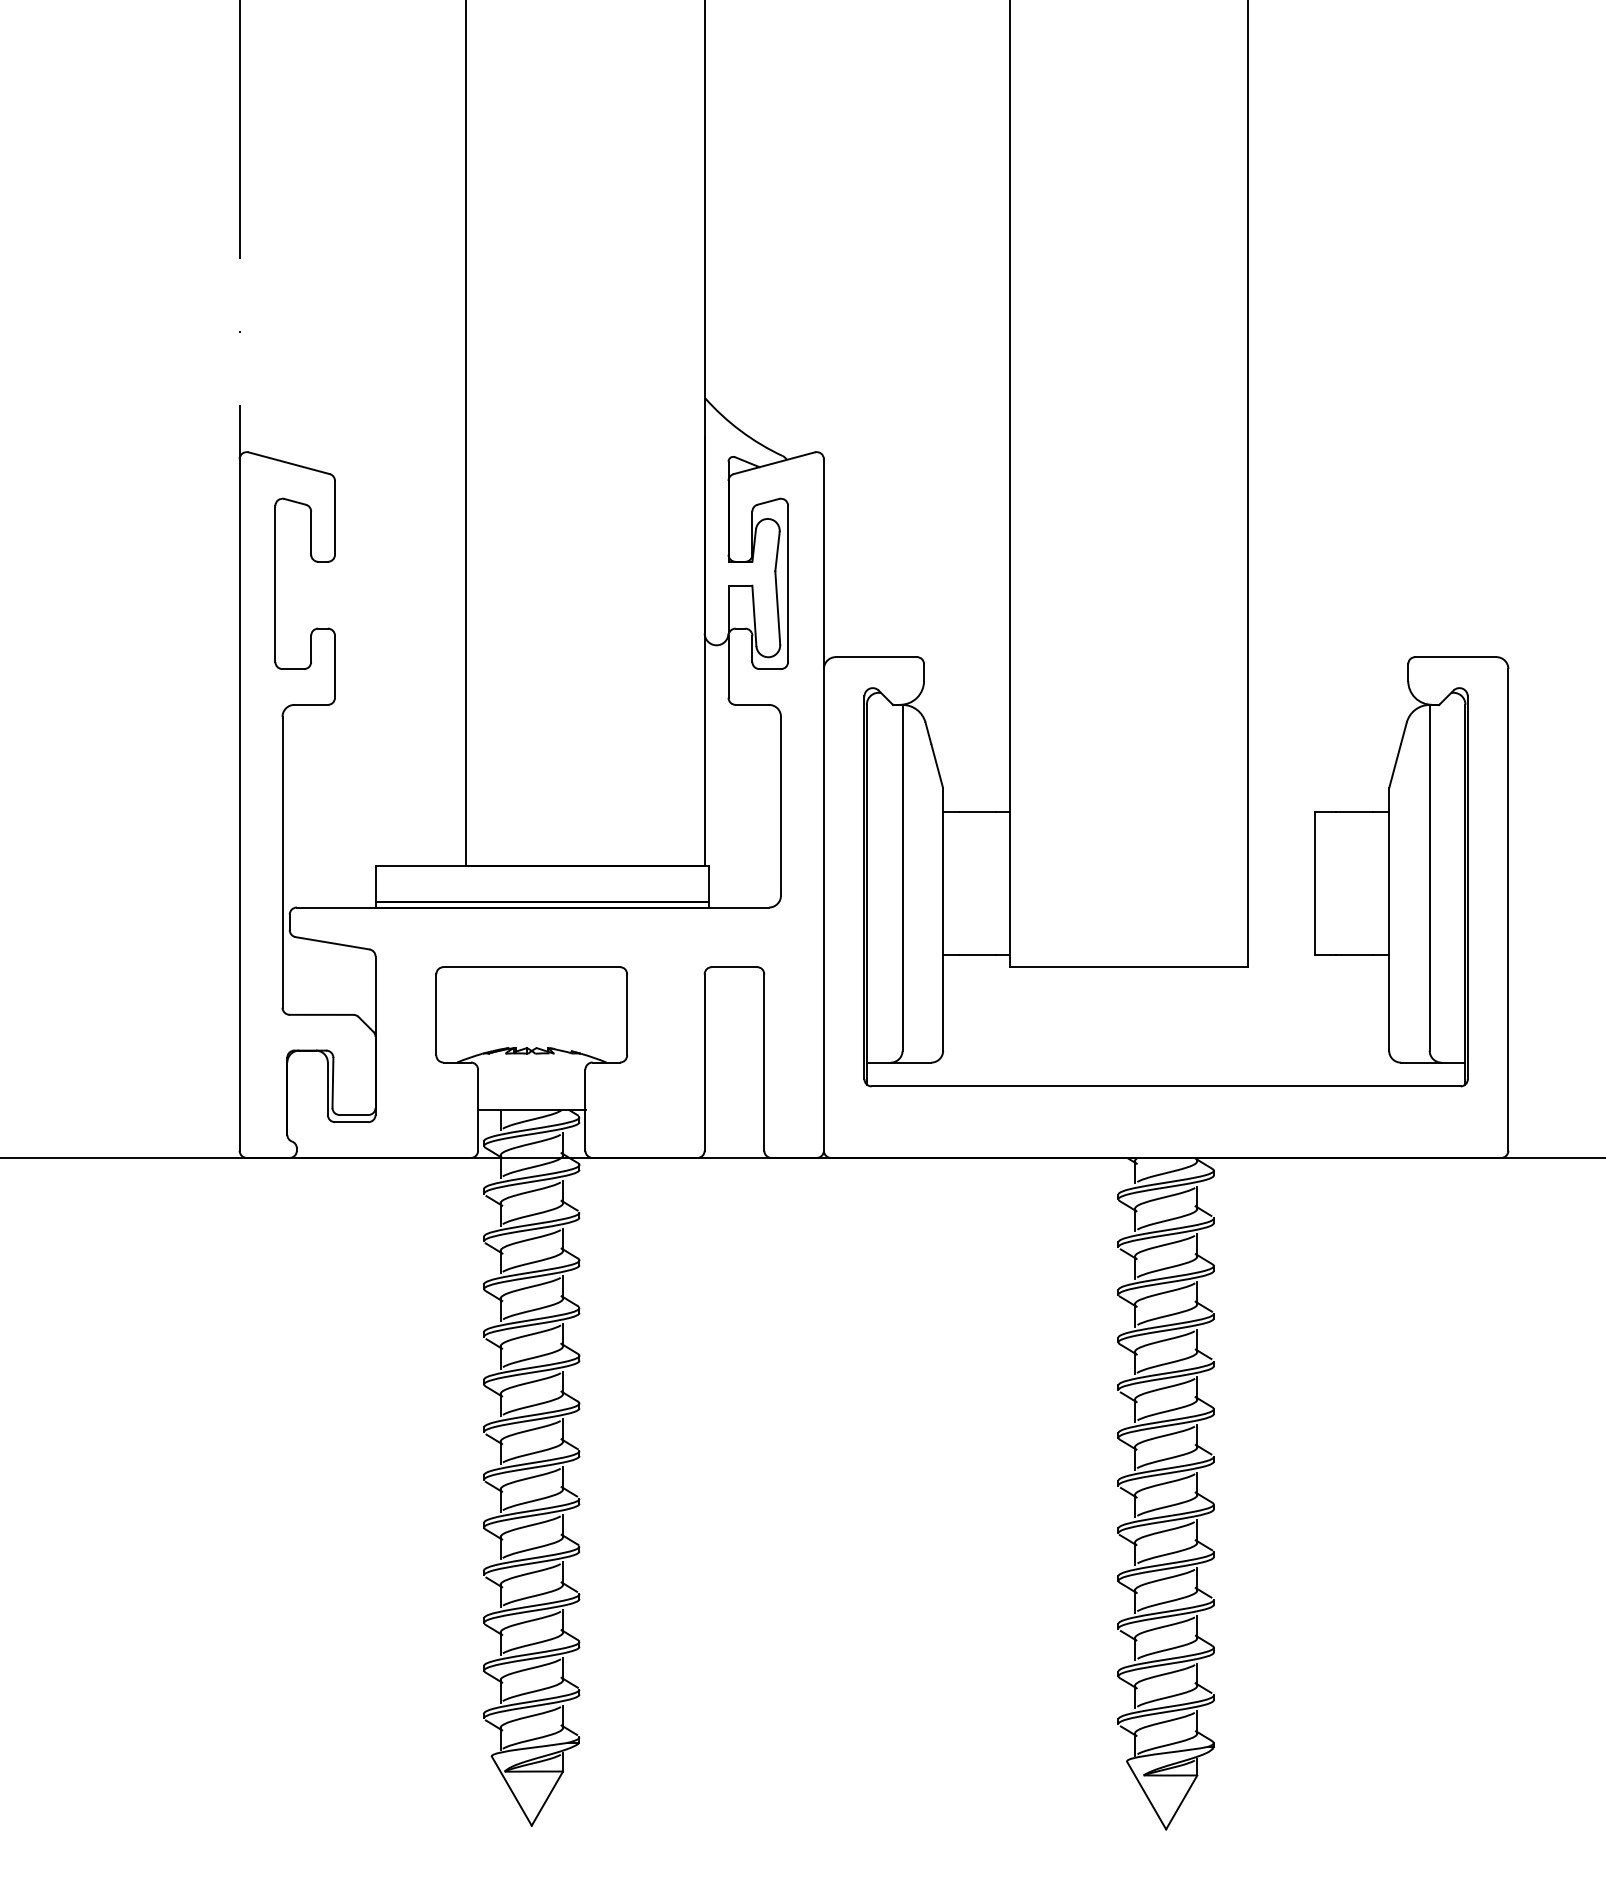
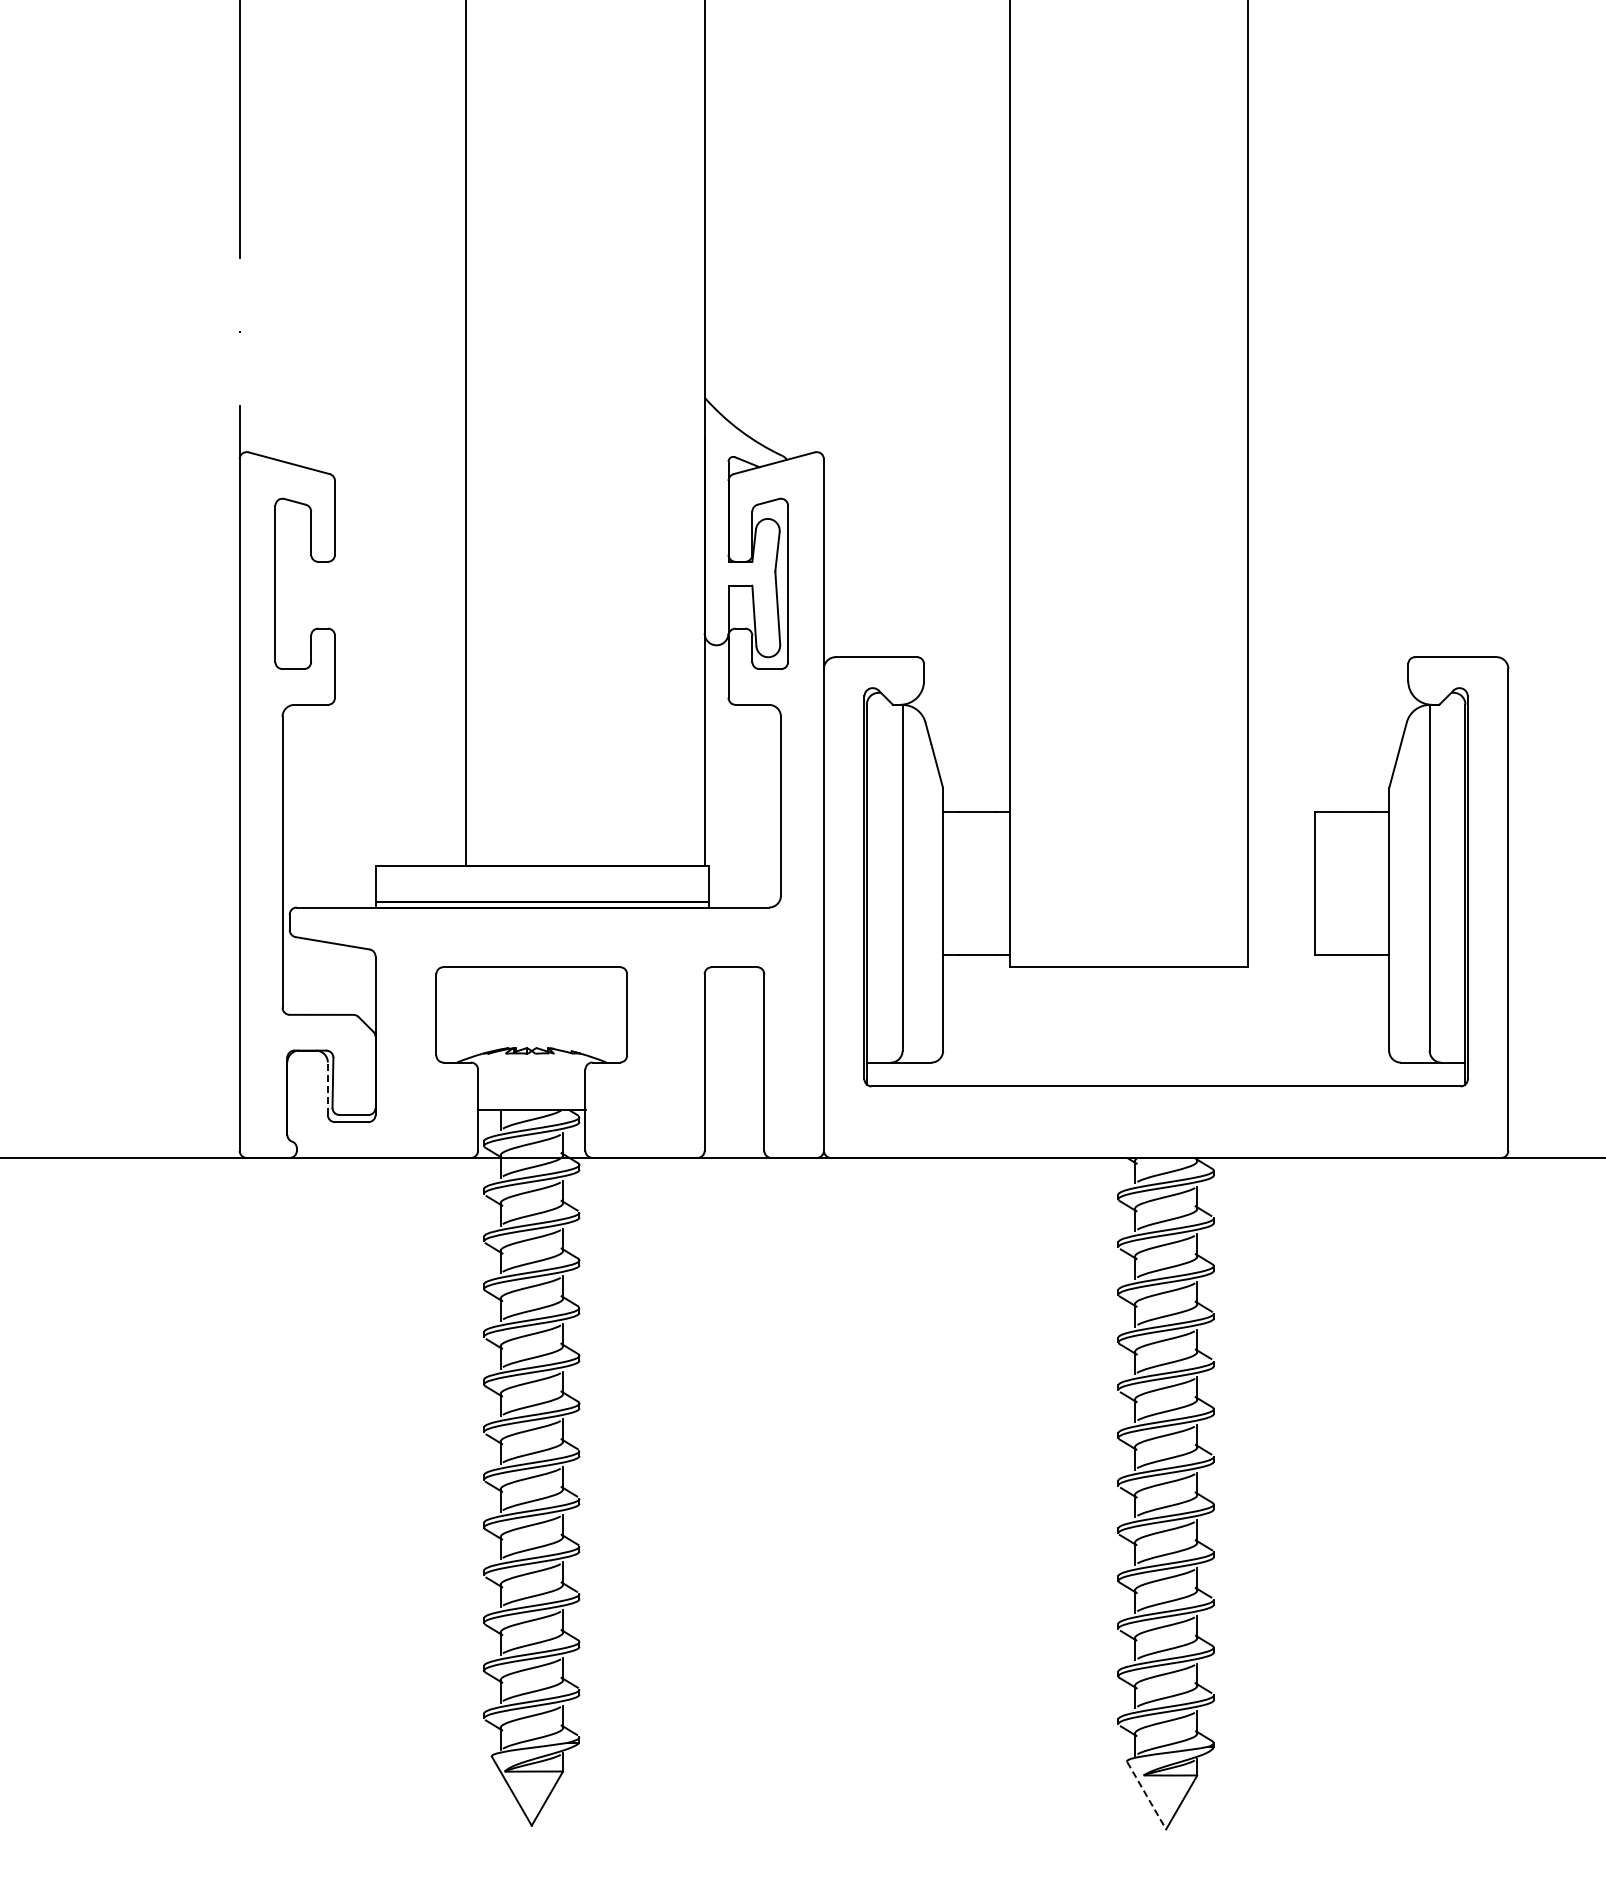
line: solid -> dashed (327, 1088)
line: solid -> dashed (1146, 1795)
